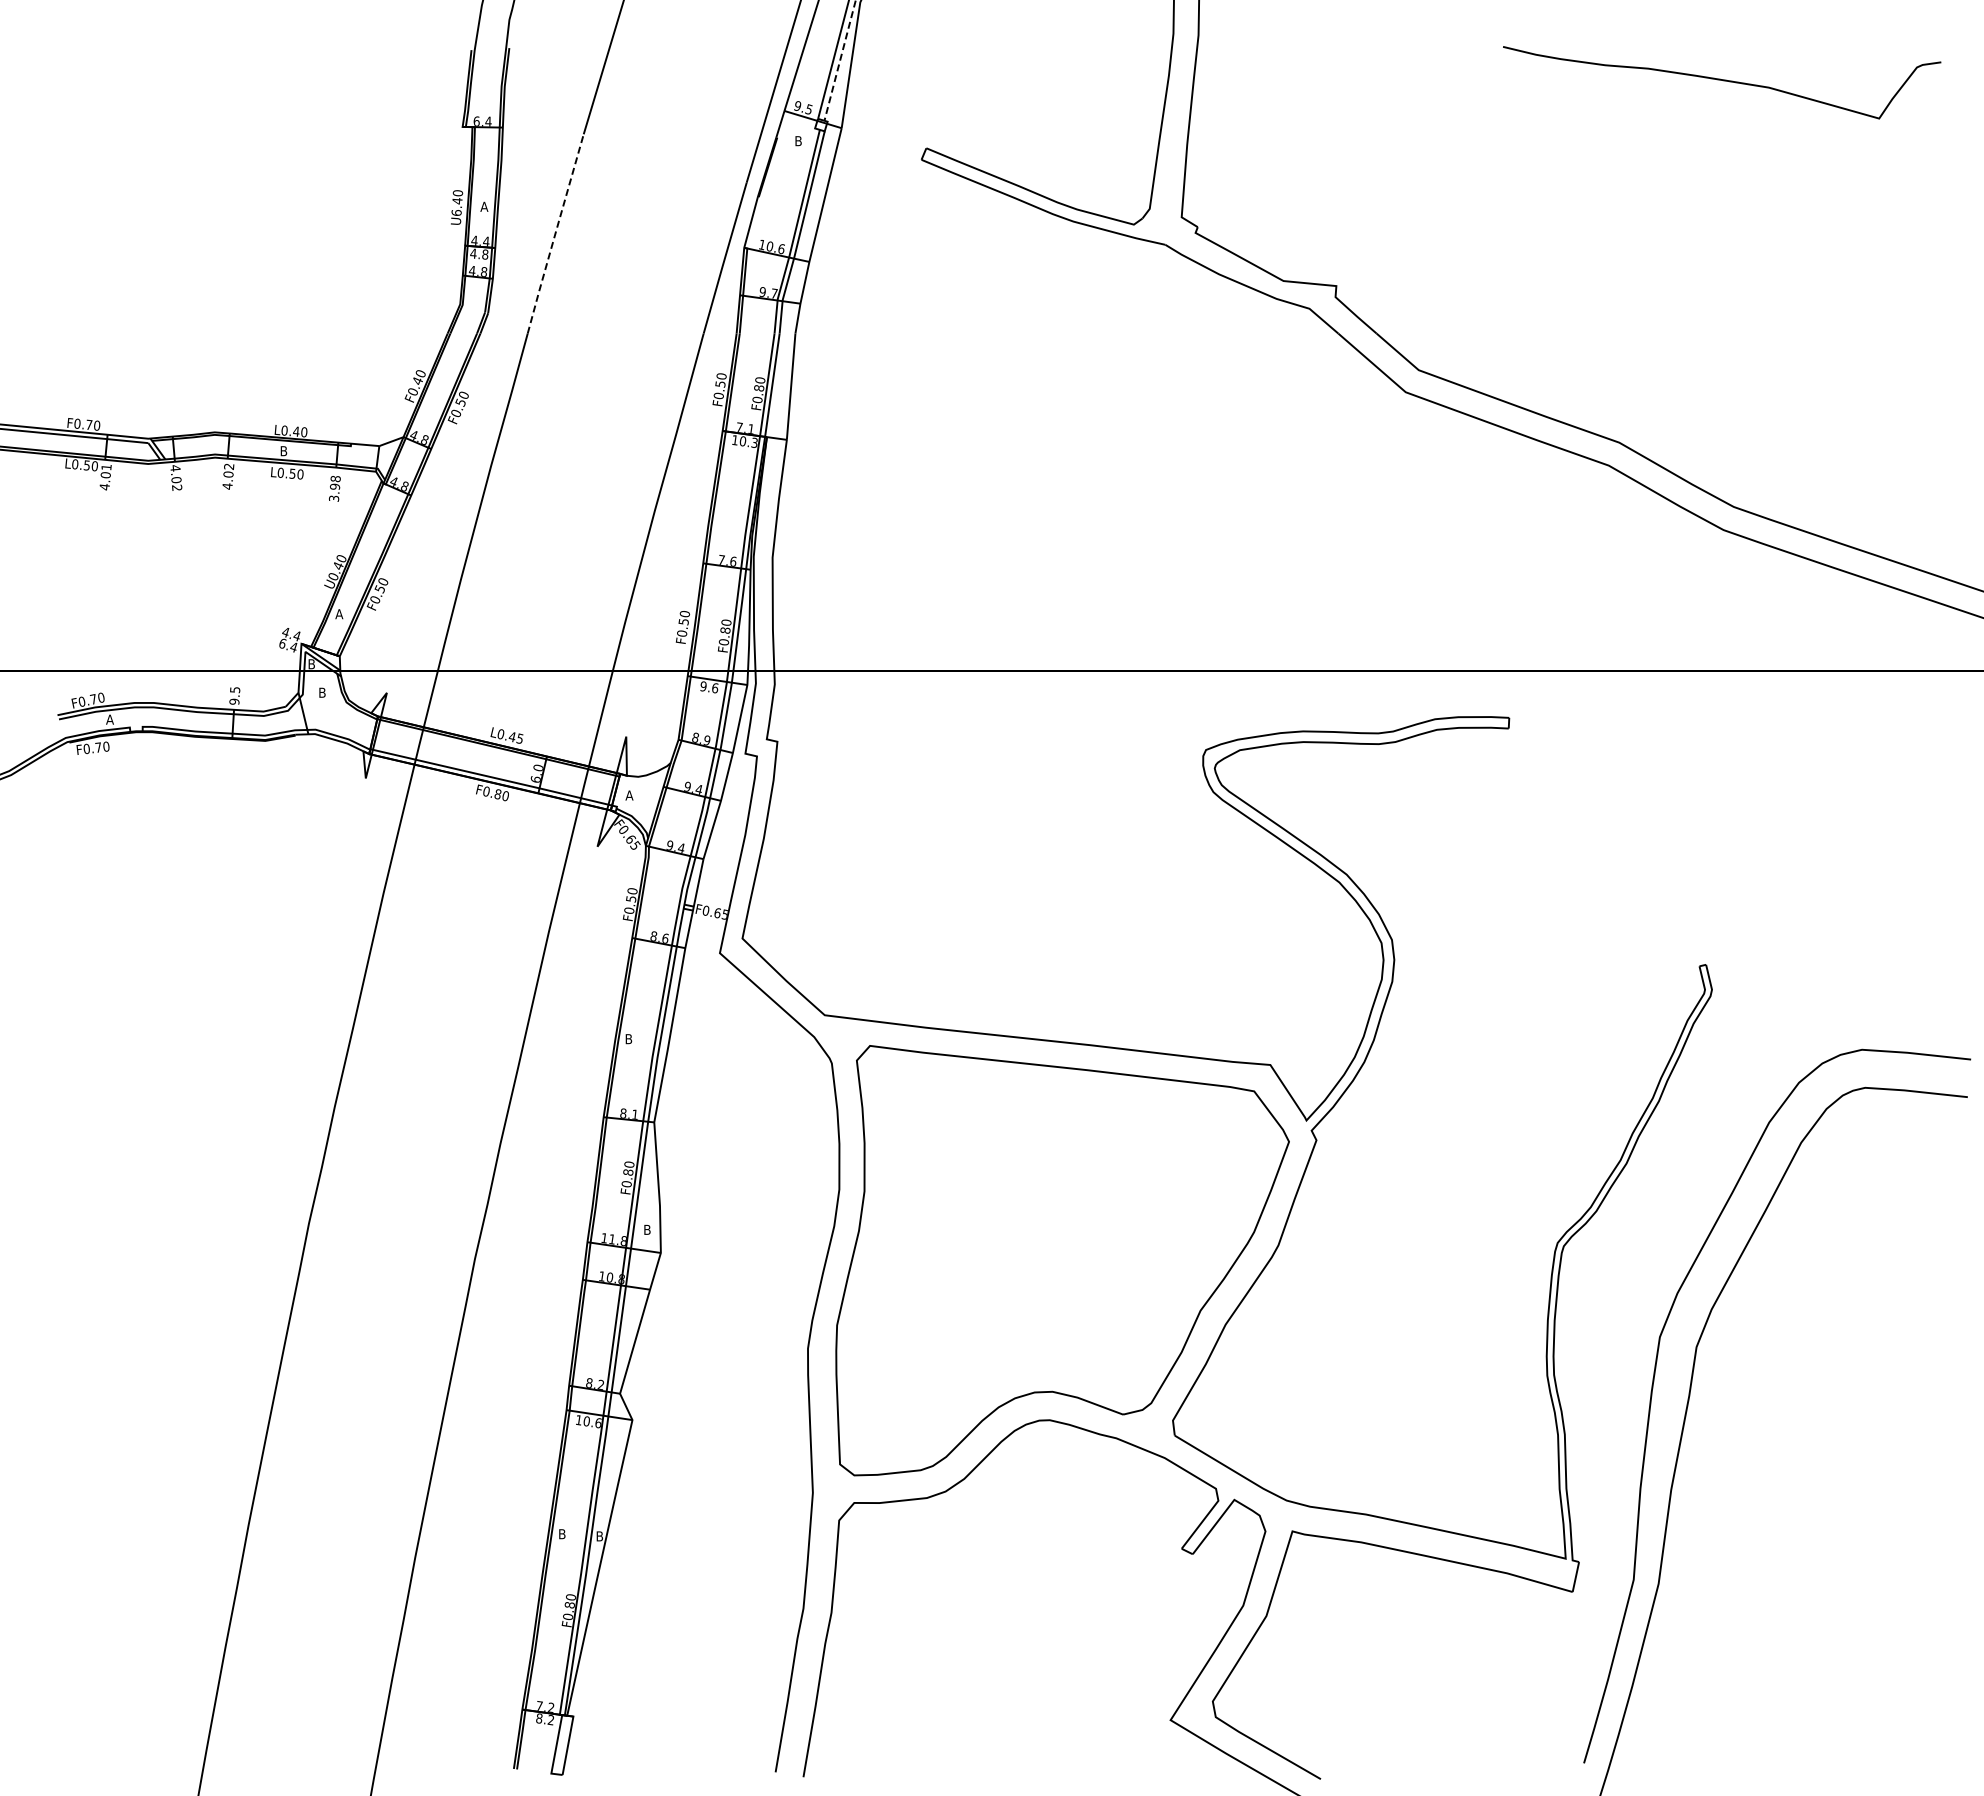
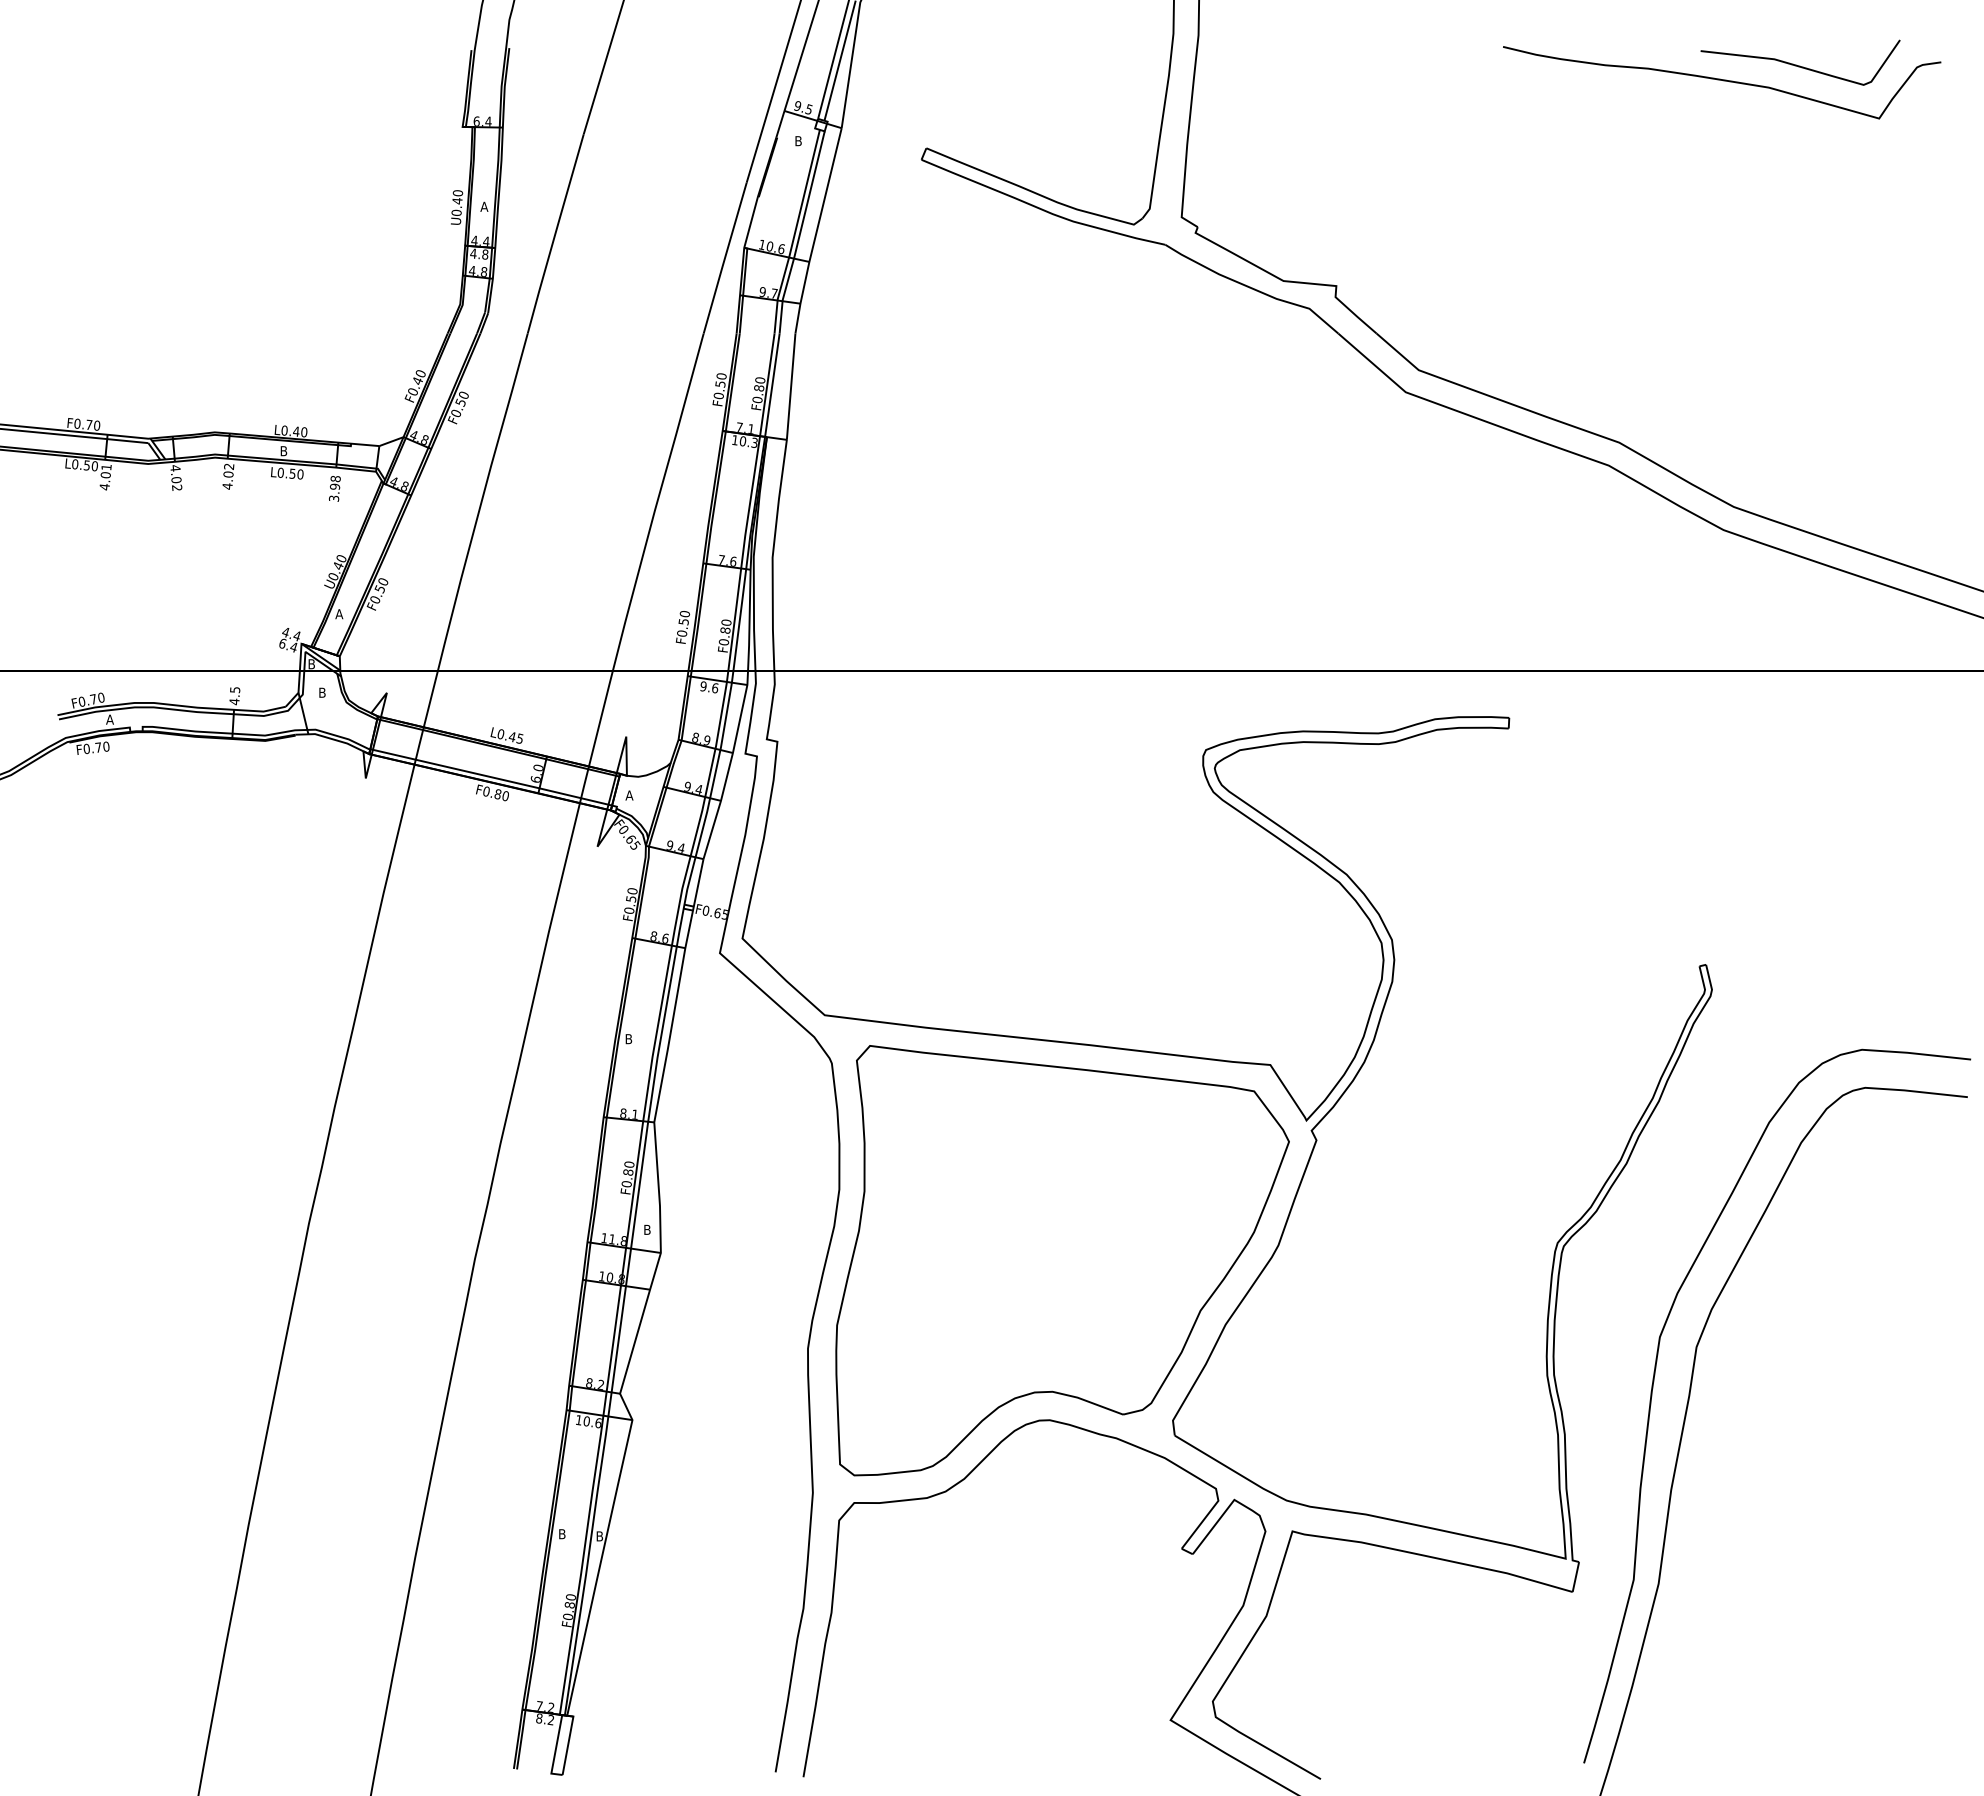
line: dashed -> solid (839, 61)
curve: none -> present (1800, 65)
text: U6.40 -> U0.40 (456, 212)
line: dashed -> solid (555, 233)
text: 9.5 -> 4.5 (234, 701)
